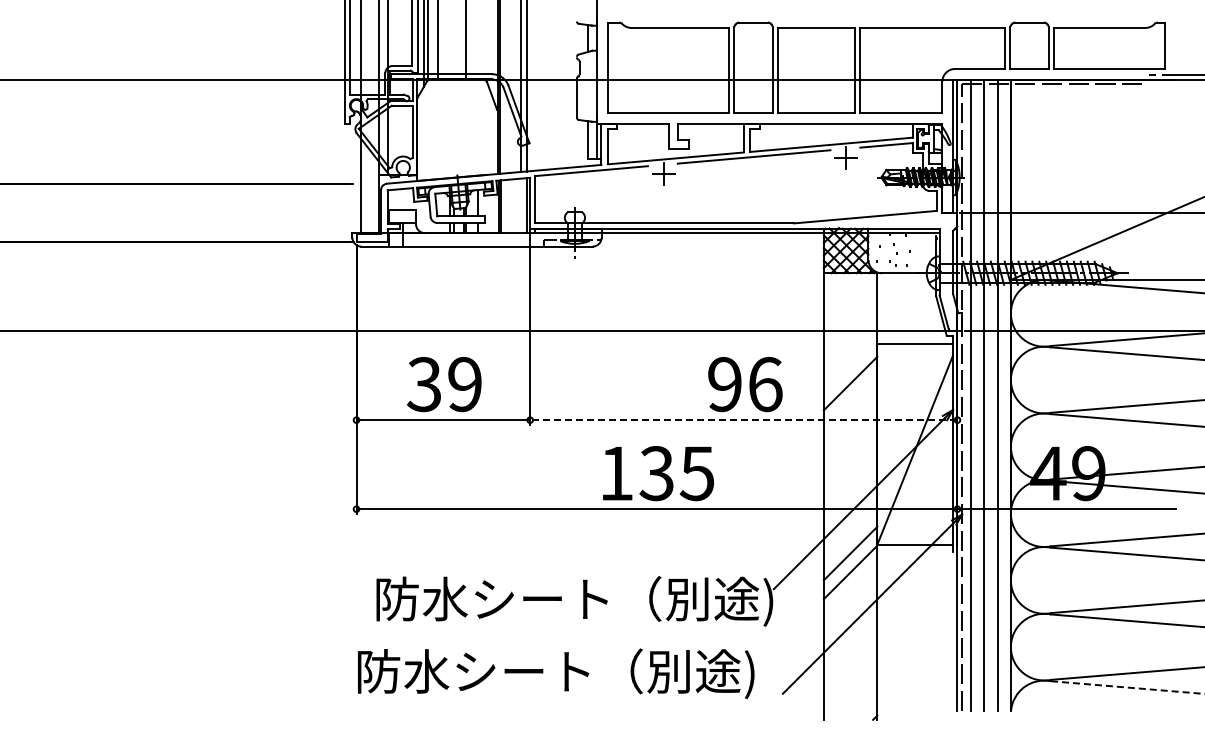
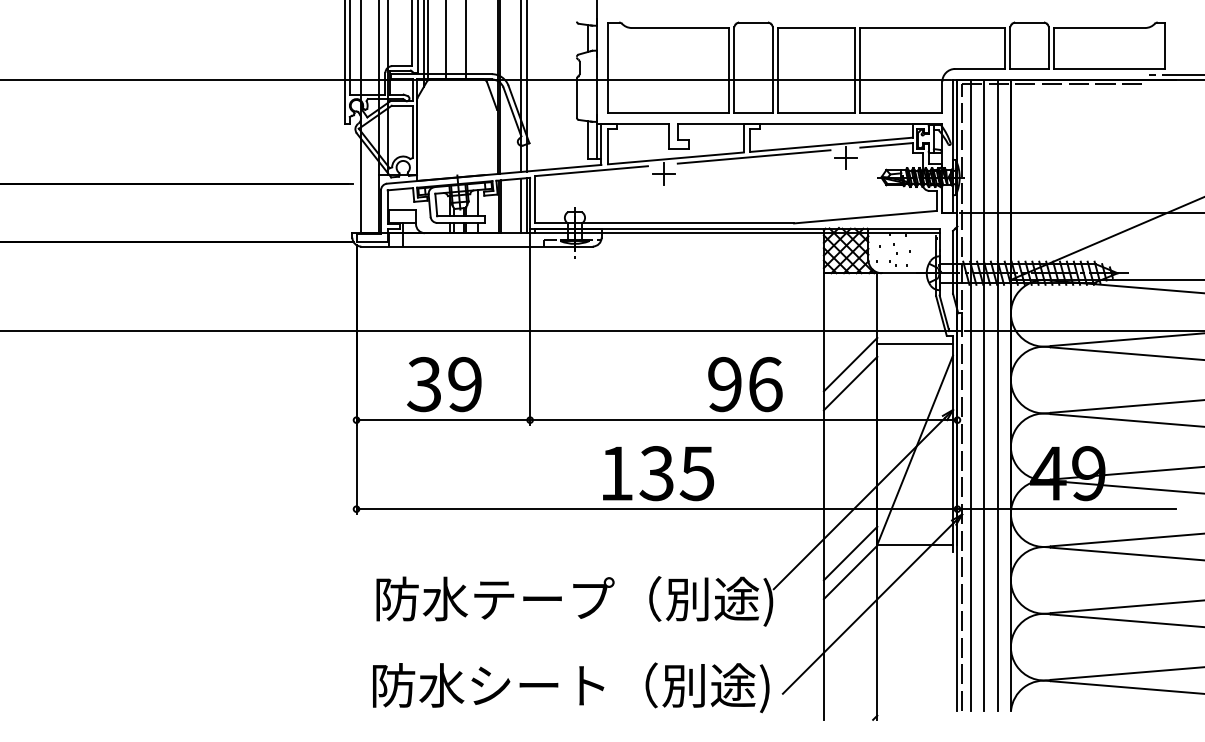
line position: (438, 40) -> (446, 40) (446, 40)
line: none -> present (521, 205)
line: none -> present (850, 364)
line: dashed -> solid (743, 420)
text: 防水シート（別途) -> 防水テープ（別途) (544, 598)
text position: (556, 673) -> (571, 687) (571, 687)
line: dashed -> solid (1127, 687)
